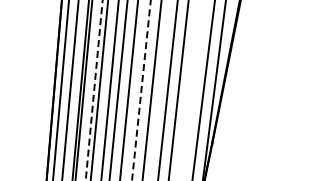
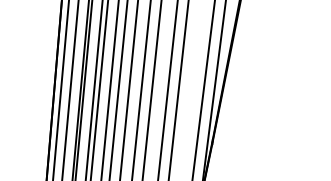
line: dashed -> solid (94, 90)
line: dashed -> solid (141, 90)
